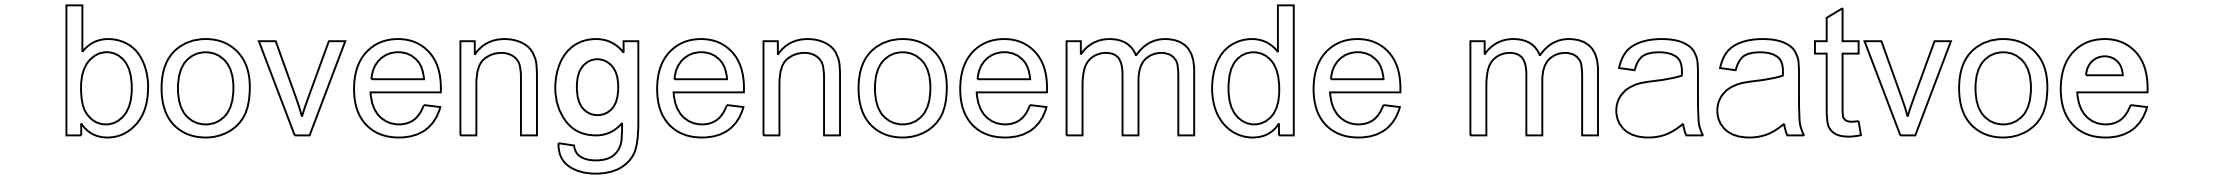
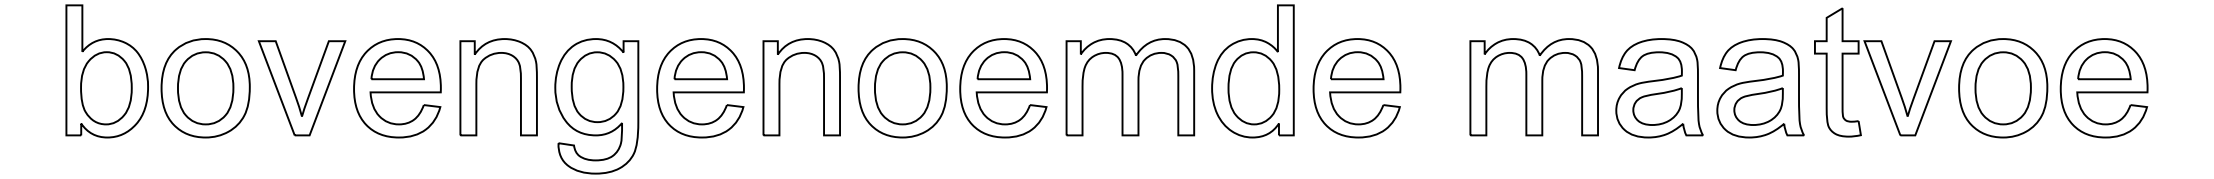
part size: 39x22 px -> 55x30 px (2104, 65)
part size: 44x58 px -> 55x72 px (597, 86)
part: none -> present (1657, 106)
part: none -> present (1758, 106)
